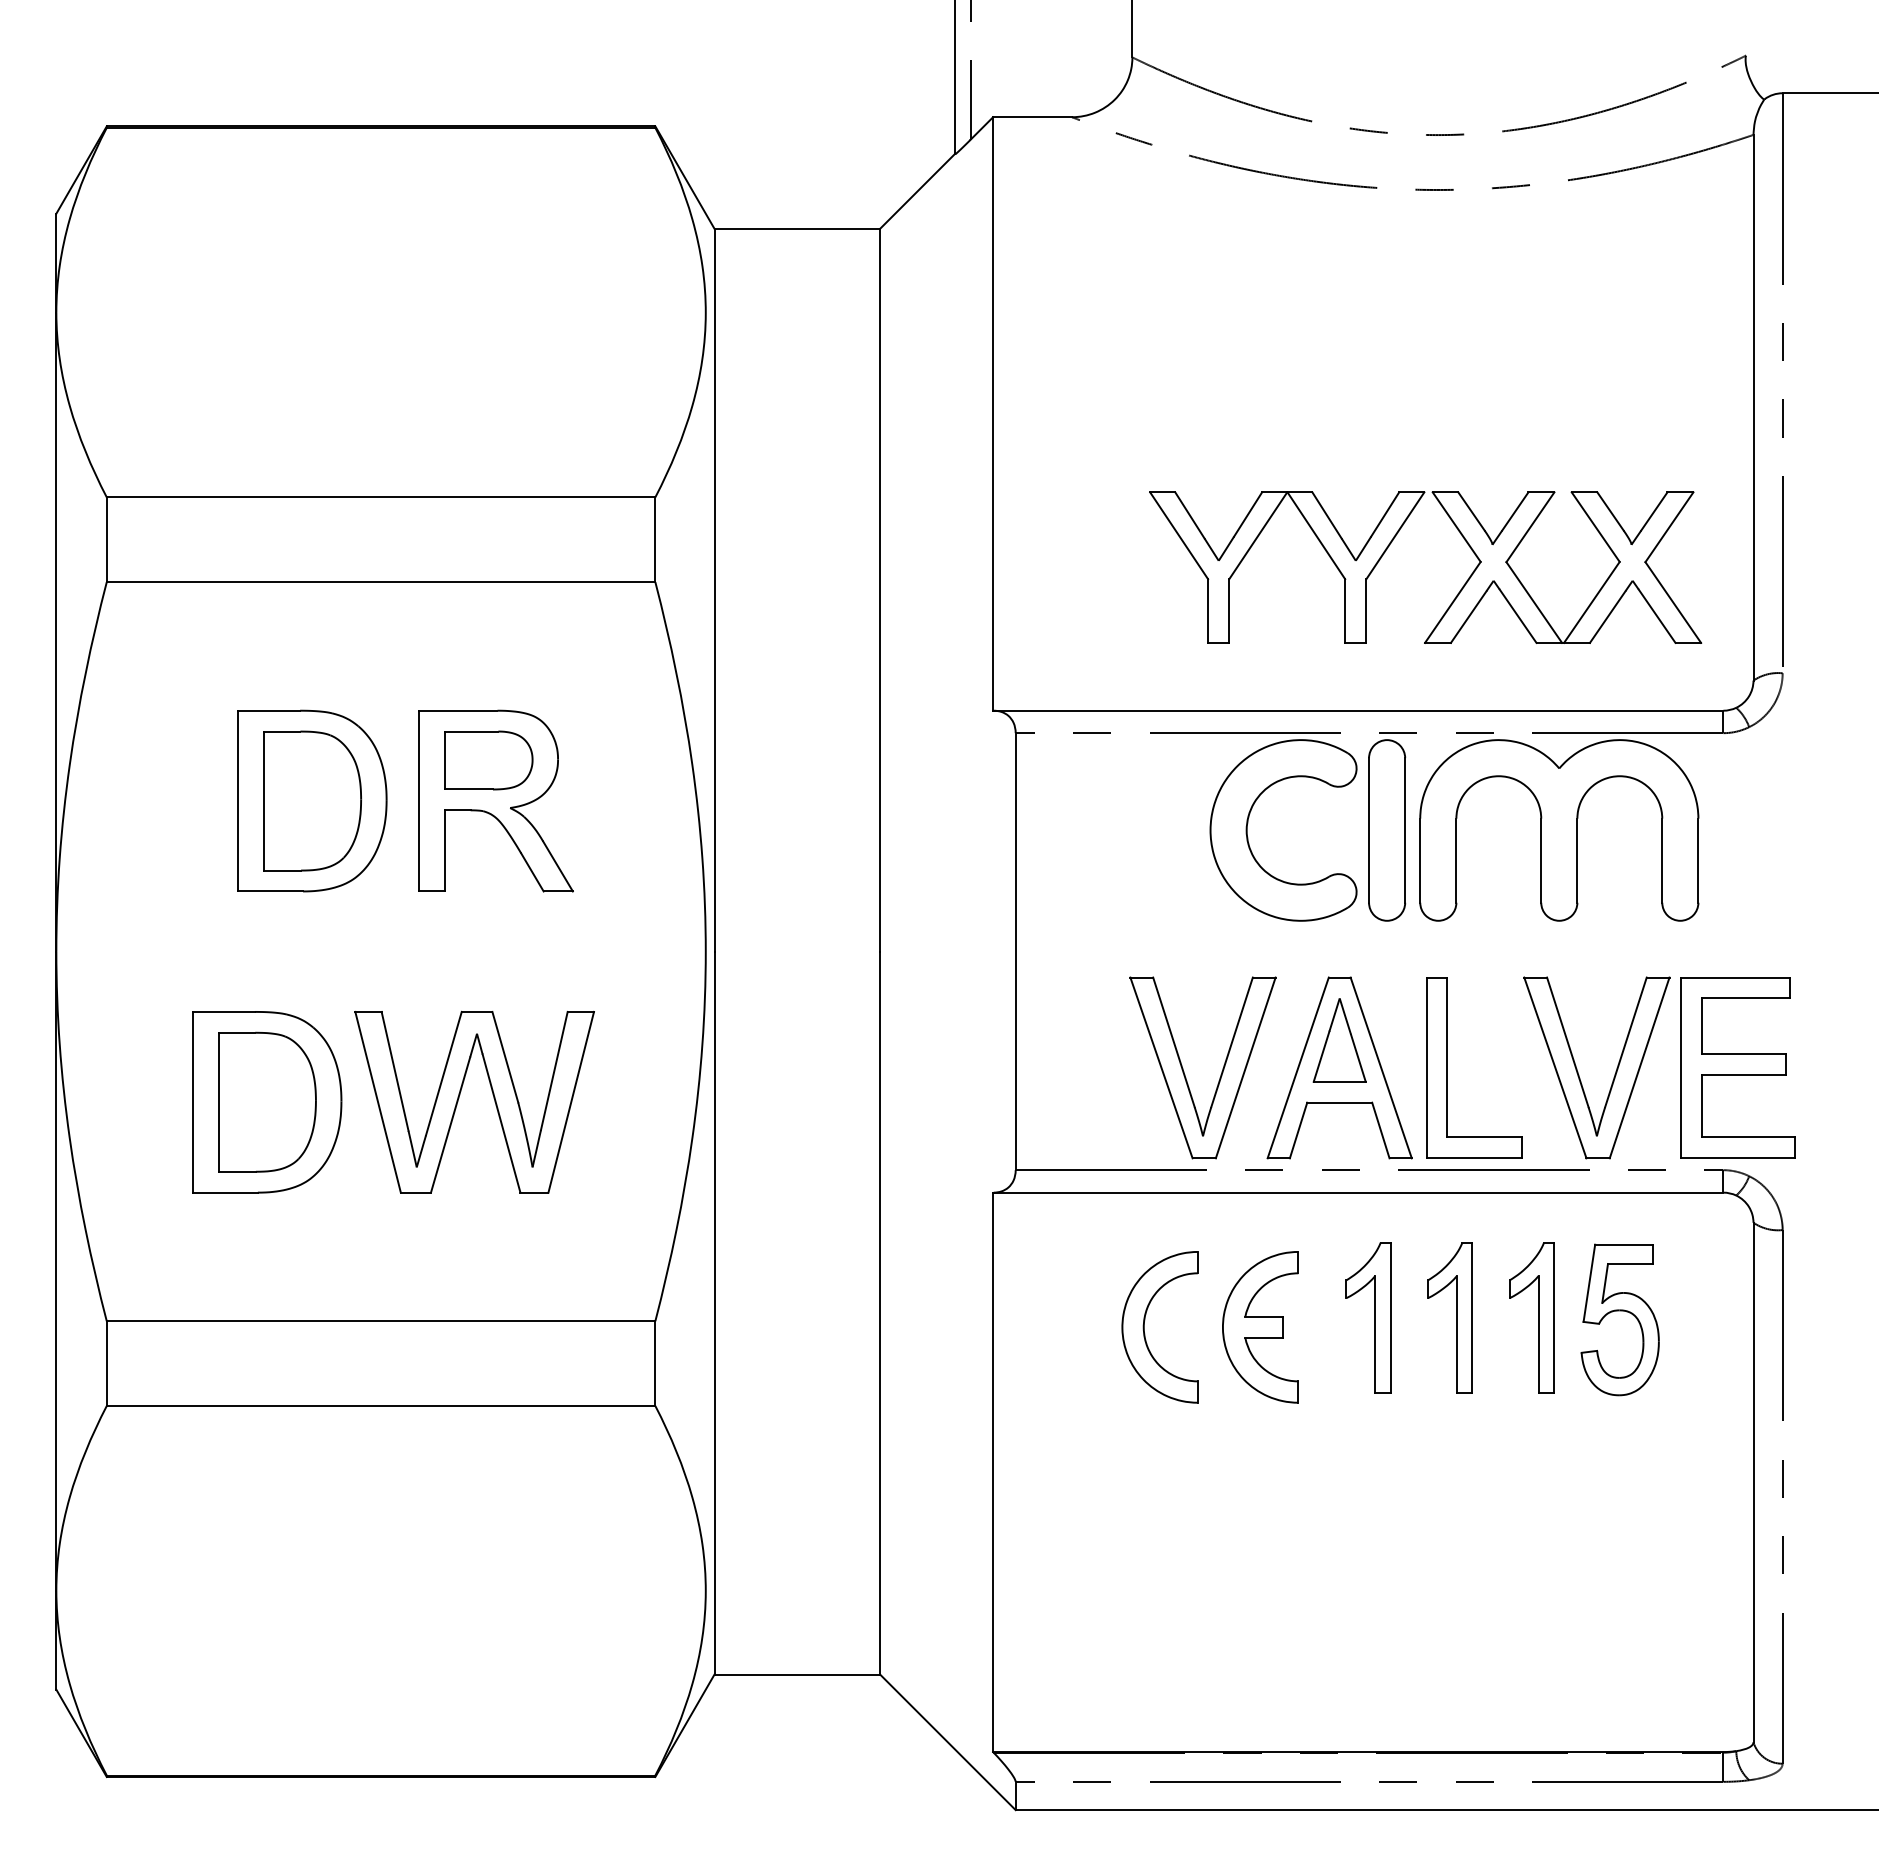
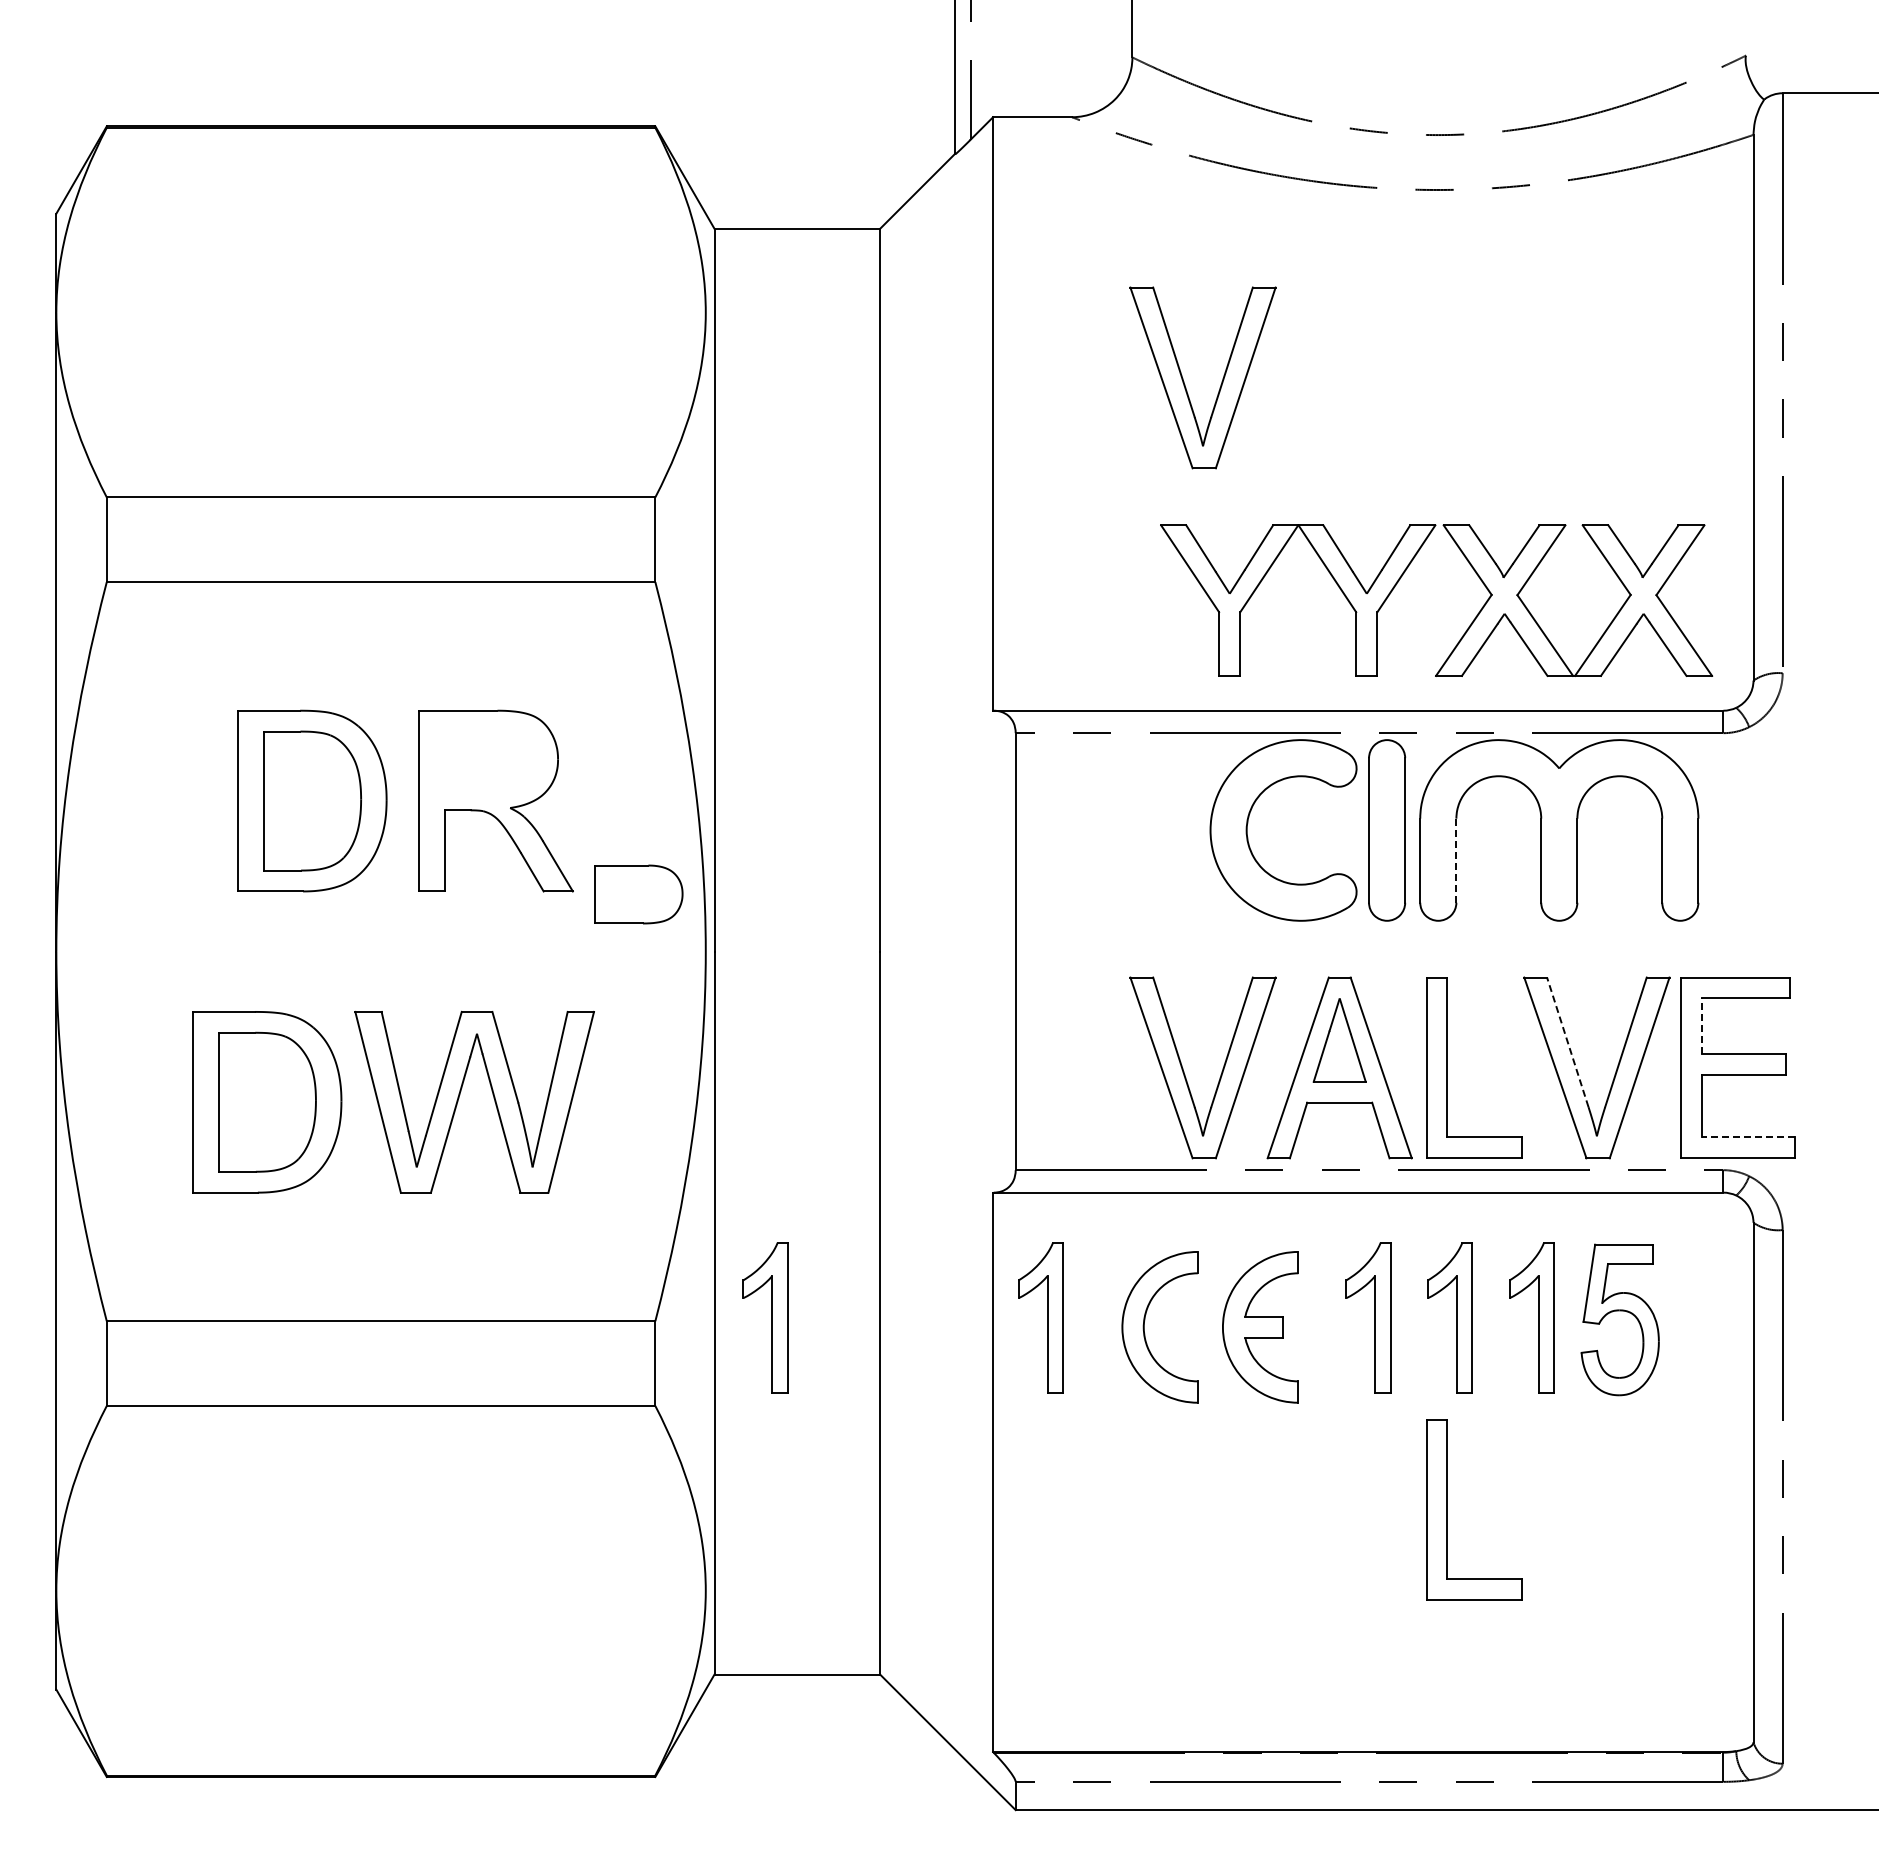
part: none -> present (1185, 384)
part position: (1459, 590) -> (1470, 623) (1470, 623)
part position: (488, 760) -> (638, 894) (638, 894)
line: solid -> dashed (1456, 861)
line: solid -> dashed (1702, 1026)
line: solid -> dashed (1567, 1042)
line: solid -> dashed (1748, 1137)
part: none -> present (765, 1317)
part: none -> present (1047, 1317)
part: none -> present (1447, 1509)
